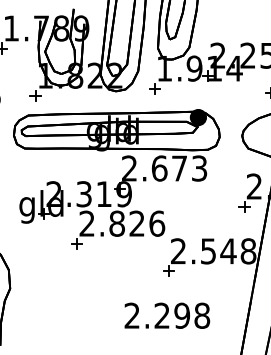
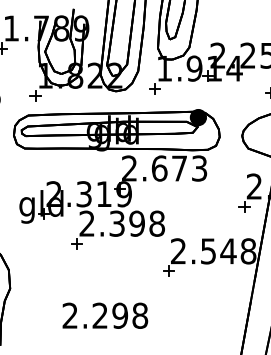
text: 2.826 -> 2.398 (137, 223)
text position: (167, 315) -> (105, 315) (105, 315)
